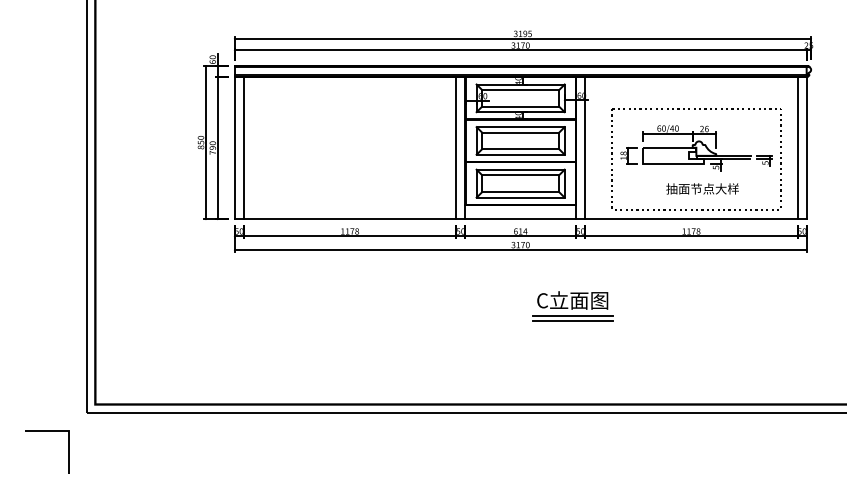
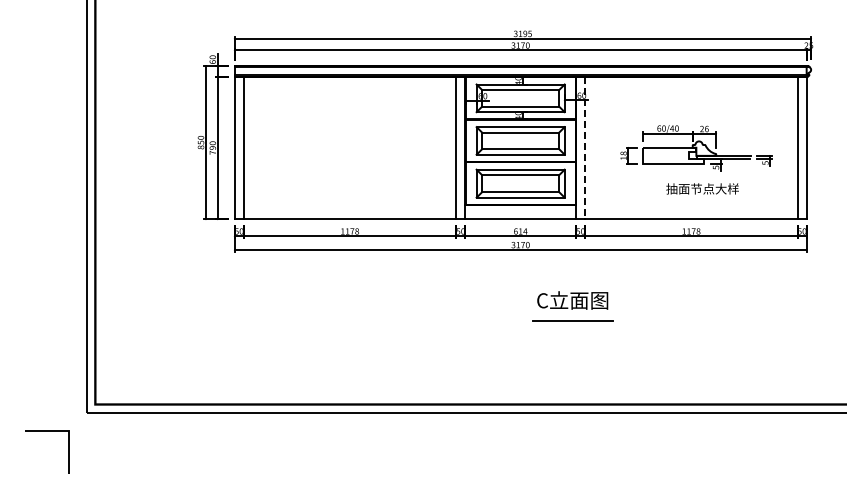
line: solid -> dashed (585, 148)
part: present -> none (696, 209)
line: present -> none (572, 315)
